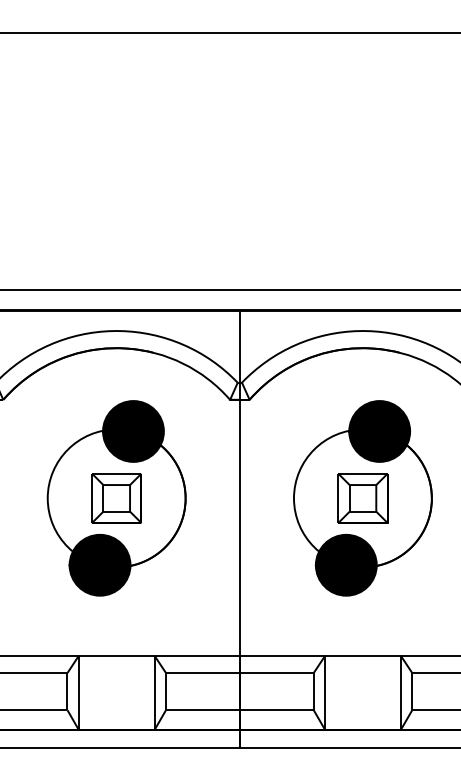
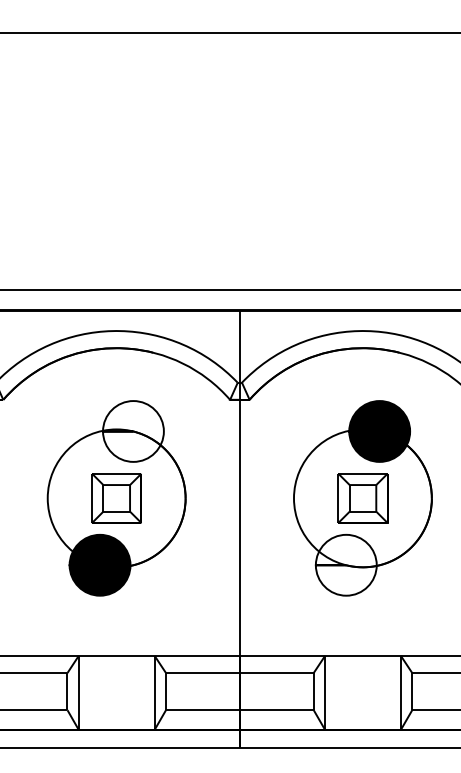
fill: present -> none (133, 431)
fill: present -> none (345, 564)
